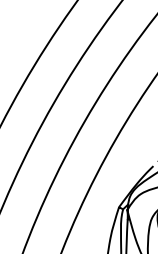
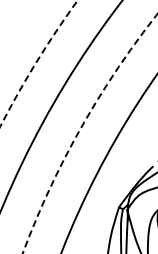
circle: solid -> dashed (38, 63)
circle: solid -> dashed (89, 133)
